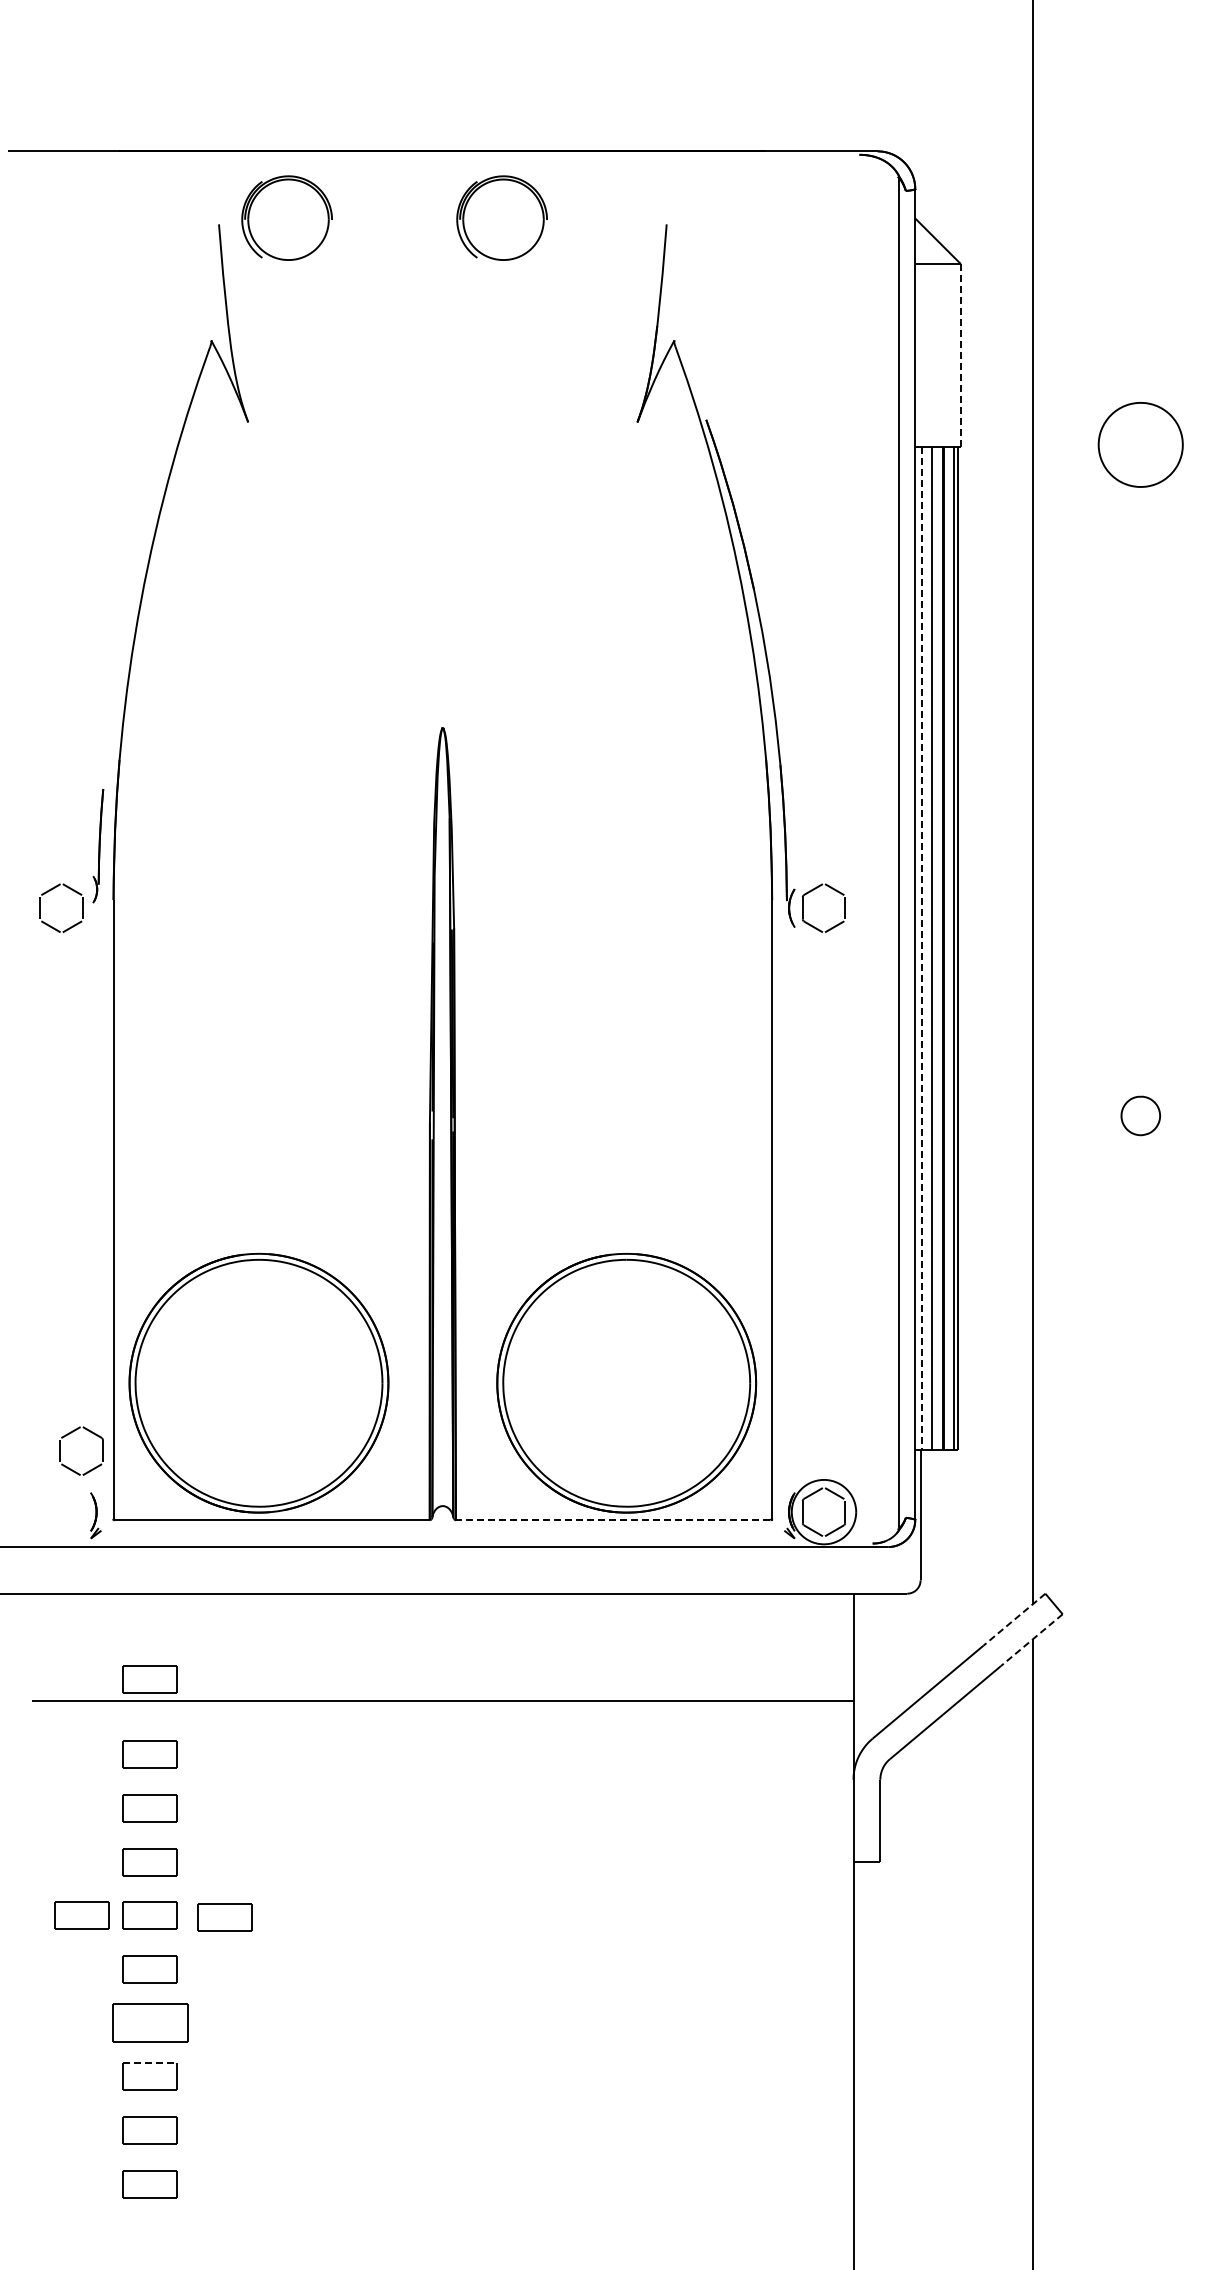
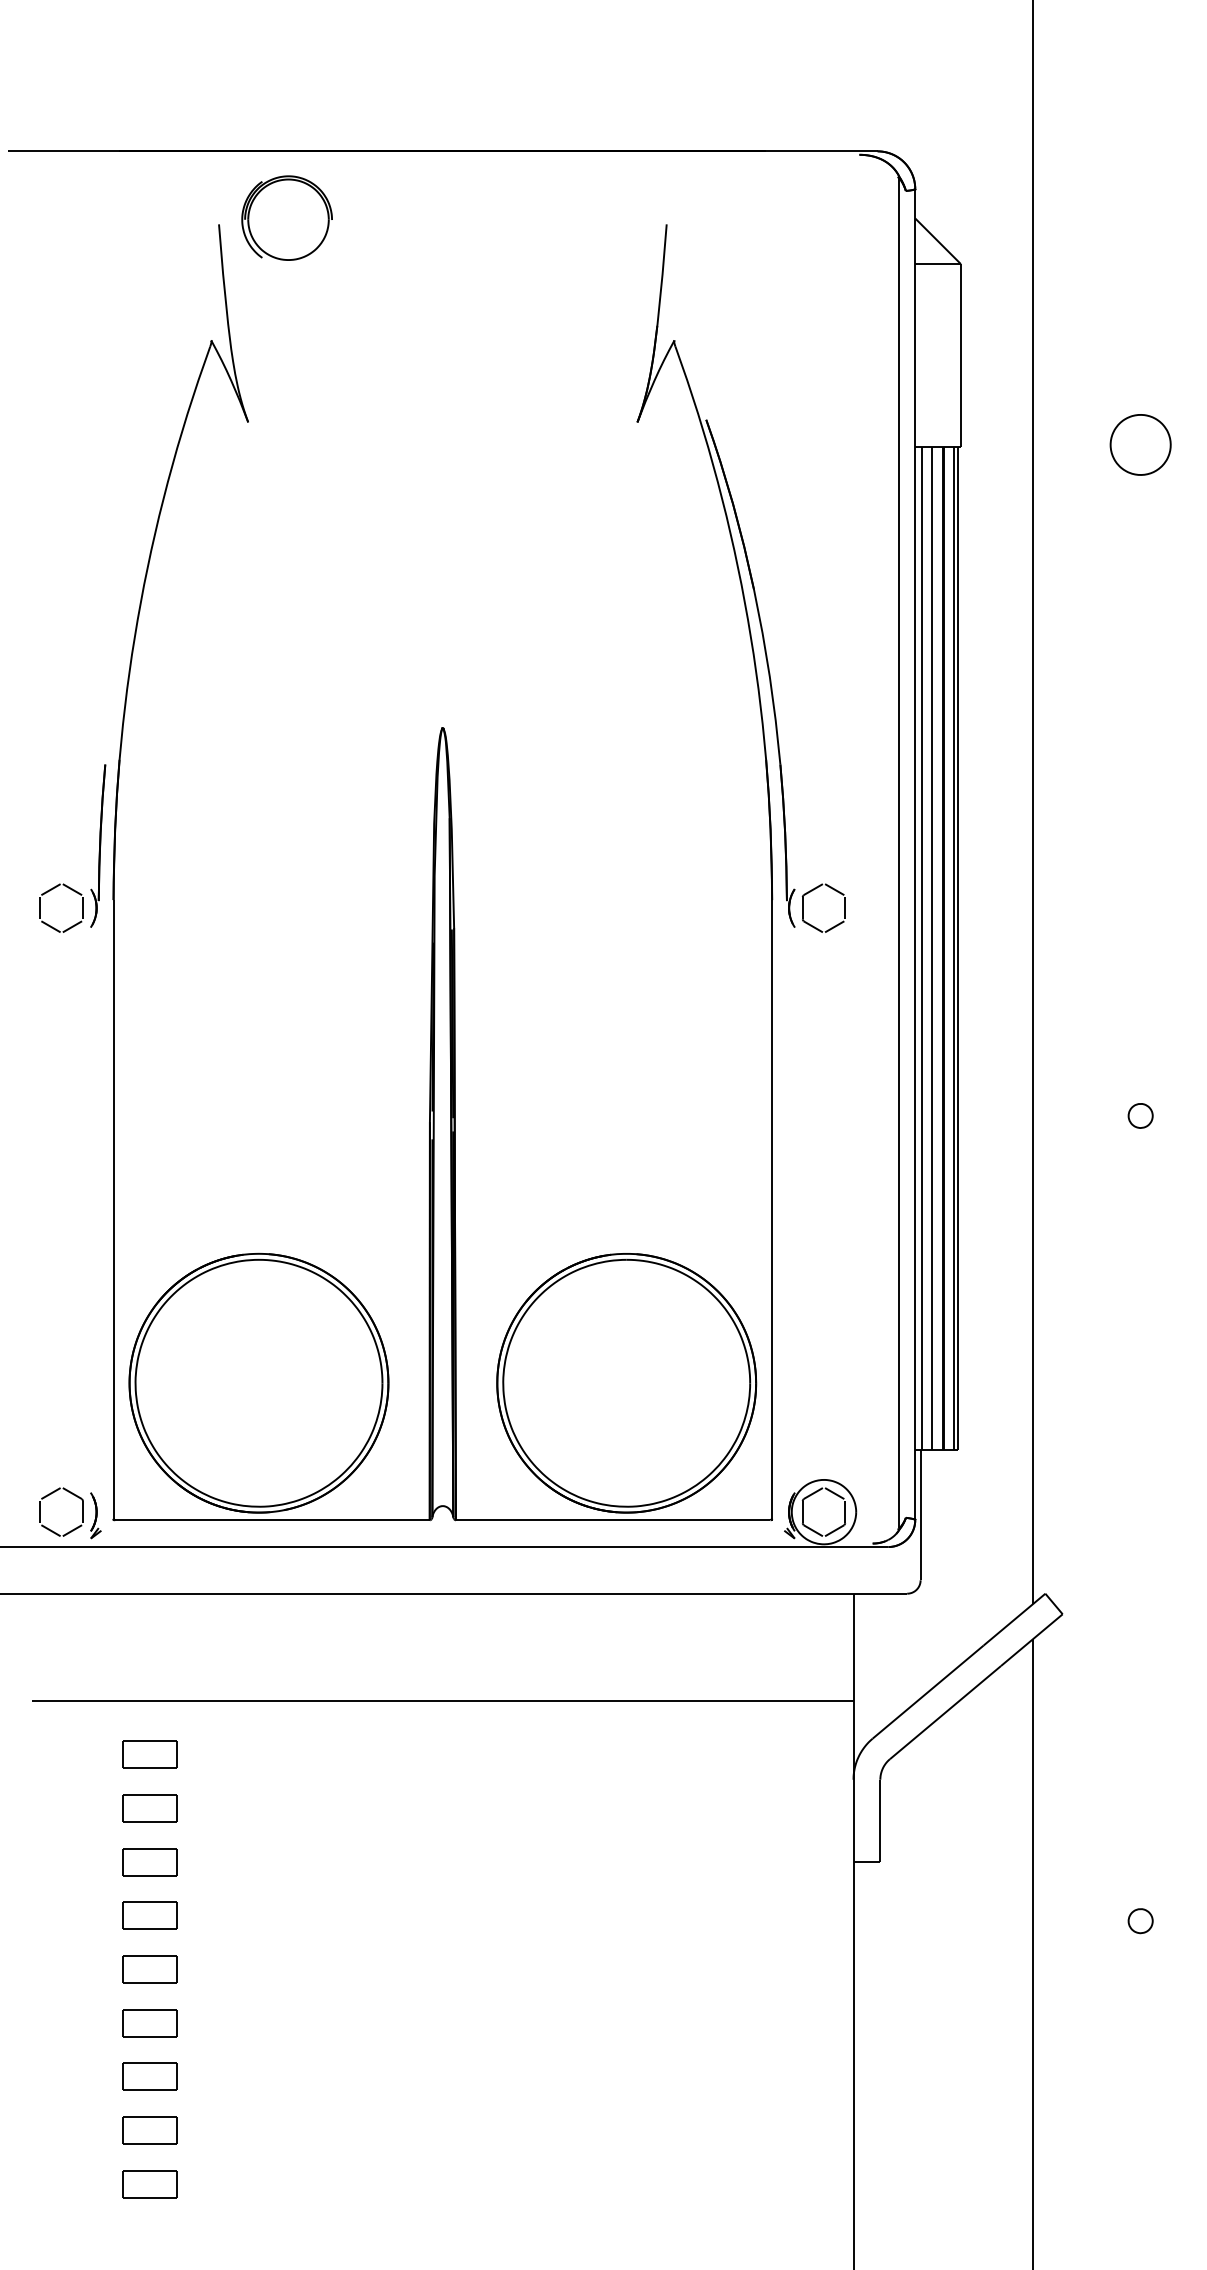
part: present -> none (501, 217)
line: dashed -> solid (960, 355)
part size: 87x86 px -> 63x62 px (1140, 444)
part size: 13x115 px -> 17x164 px (98, 845)
line: dashed -> solid (922, 948)
part size: 41x42 px -> 27x26 px (1140, 1115)
part position: (73, 1432) -> (53, 1493) (53, 1493)
line: dashed -> solid (612, 1520)
line: dashed -> solid (1014, 1619)
line: dashed -> solid (1031, 1640)
part: present -> none (149, 1679)
part: present -> none (81, 1915)
part: present -> none (224, 1917)
part: none -> present (1140, 1921)
part size: 77x40 px -> 56x29 px (149, 2023)
line: dashed -> solid (150, 2063)
